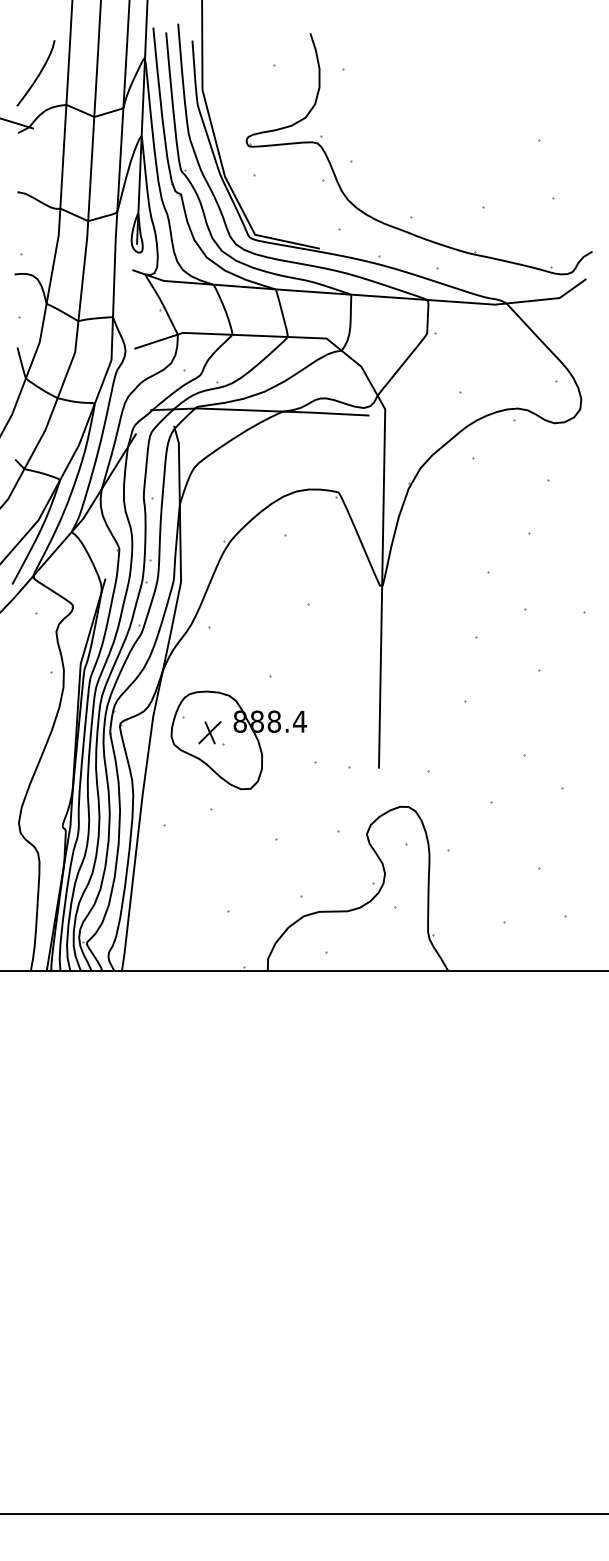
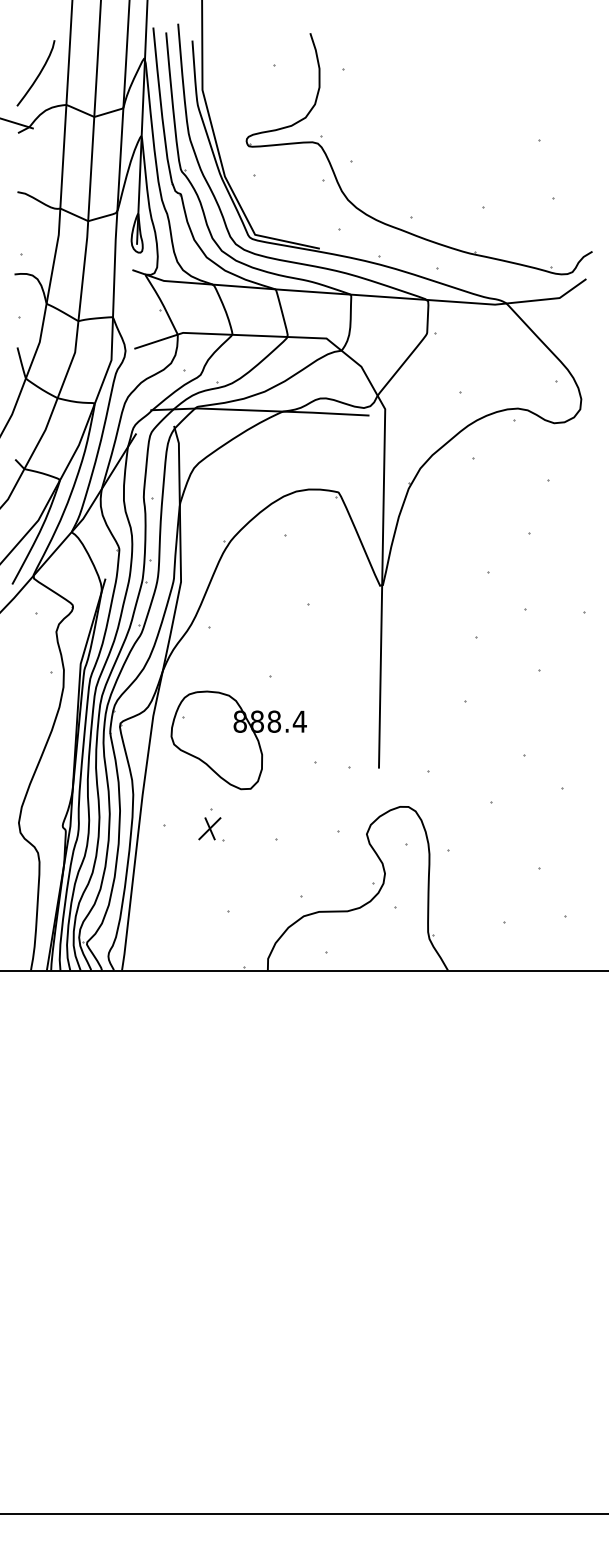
part position: (211, 733) -> (211, 829) (211, 829)
